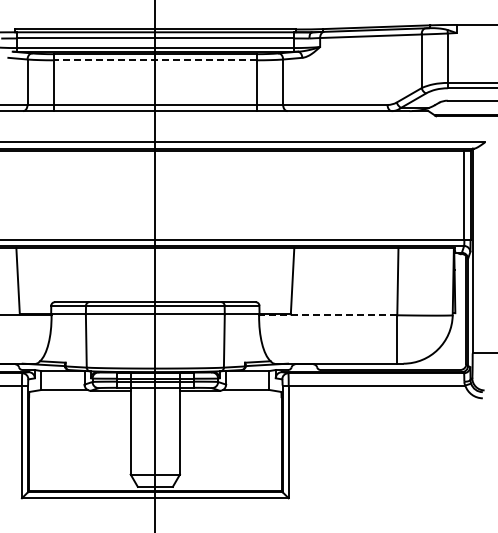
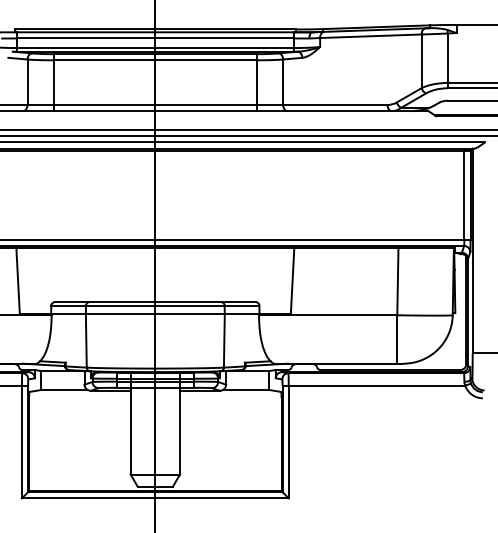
line: dashed -> solid (155, 60)
line: none -> present (248, 129)
line: none -> present (248, 135)
line: dashed -> solid (327, 315)
